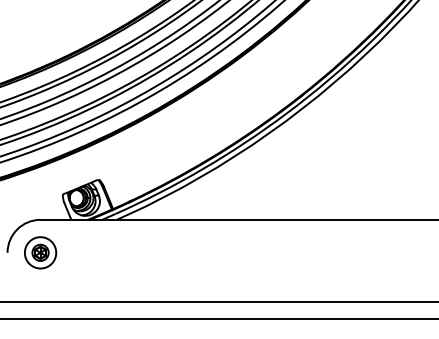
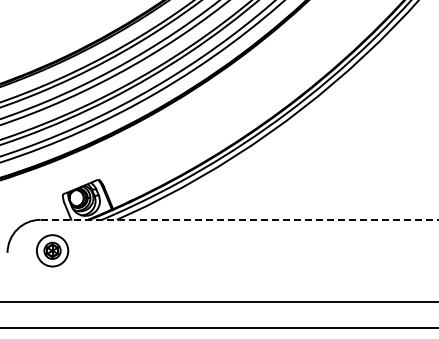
line: solid -> dashed (239, 219)
part position: (40, 252) -> (52, 250) (52, 250)
line position: (218, 318) -> (218, 327) (218, 327)
